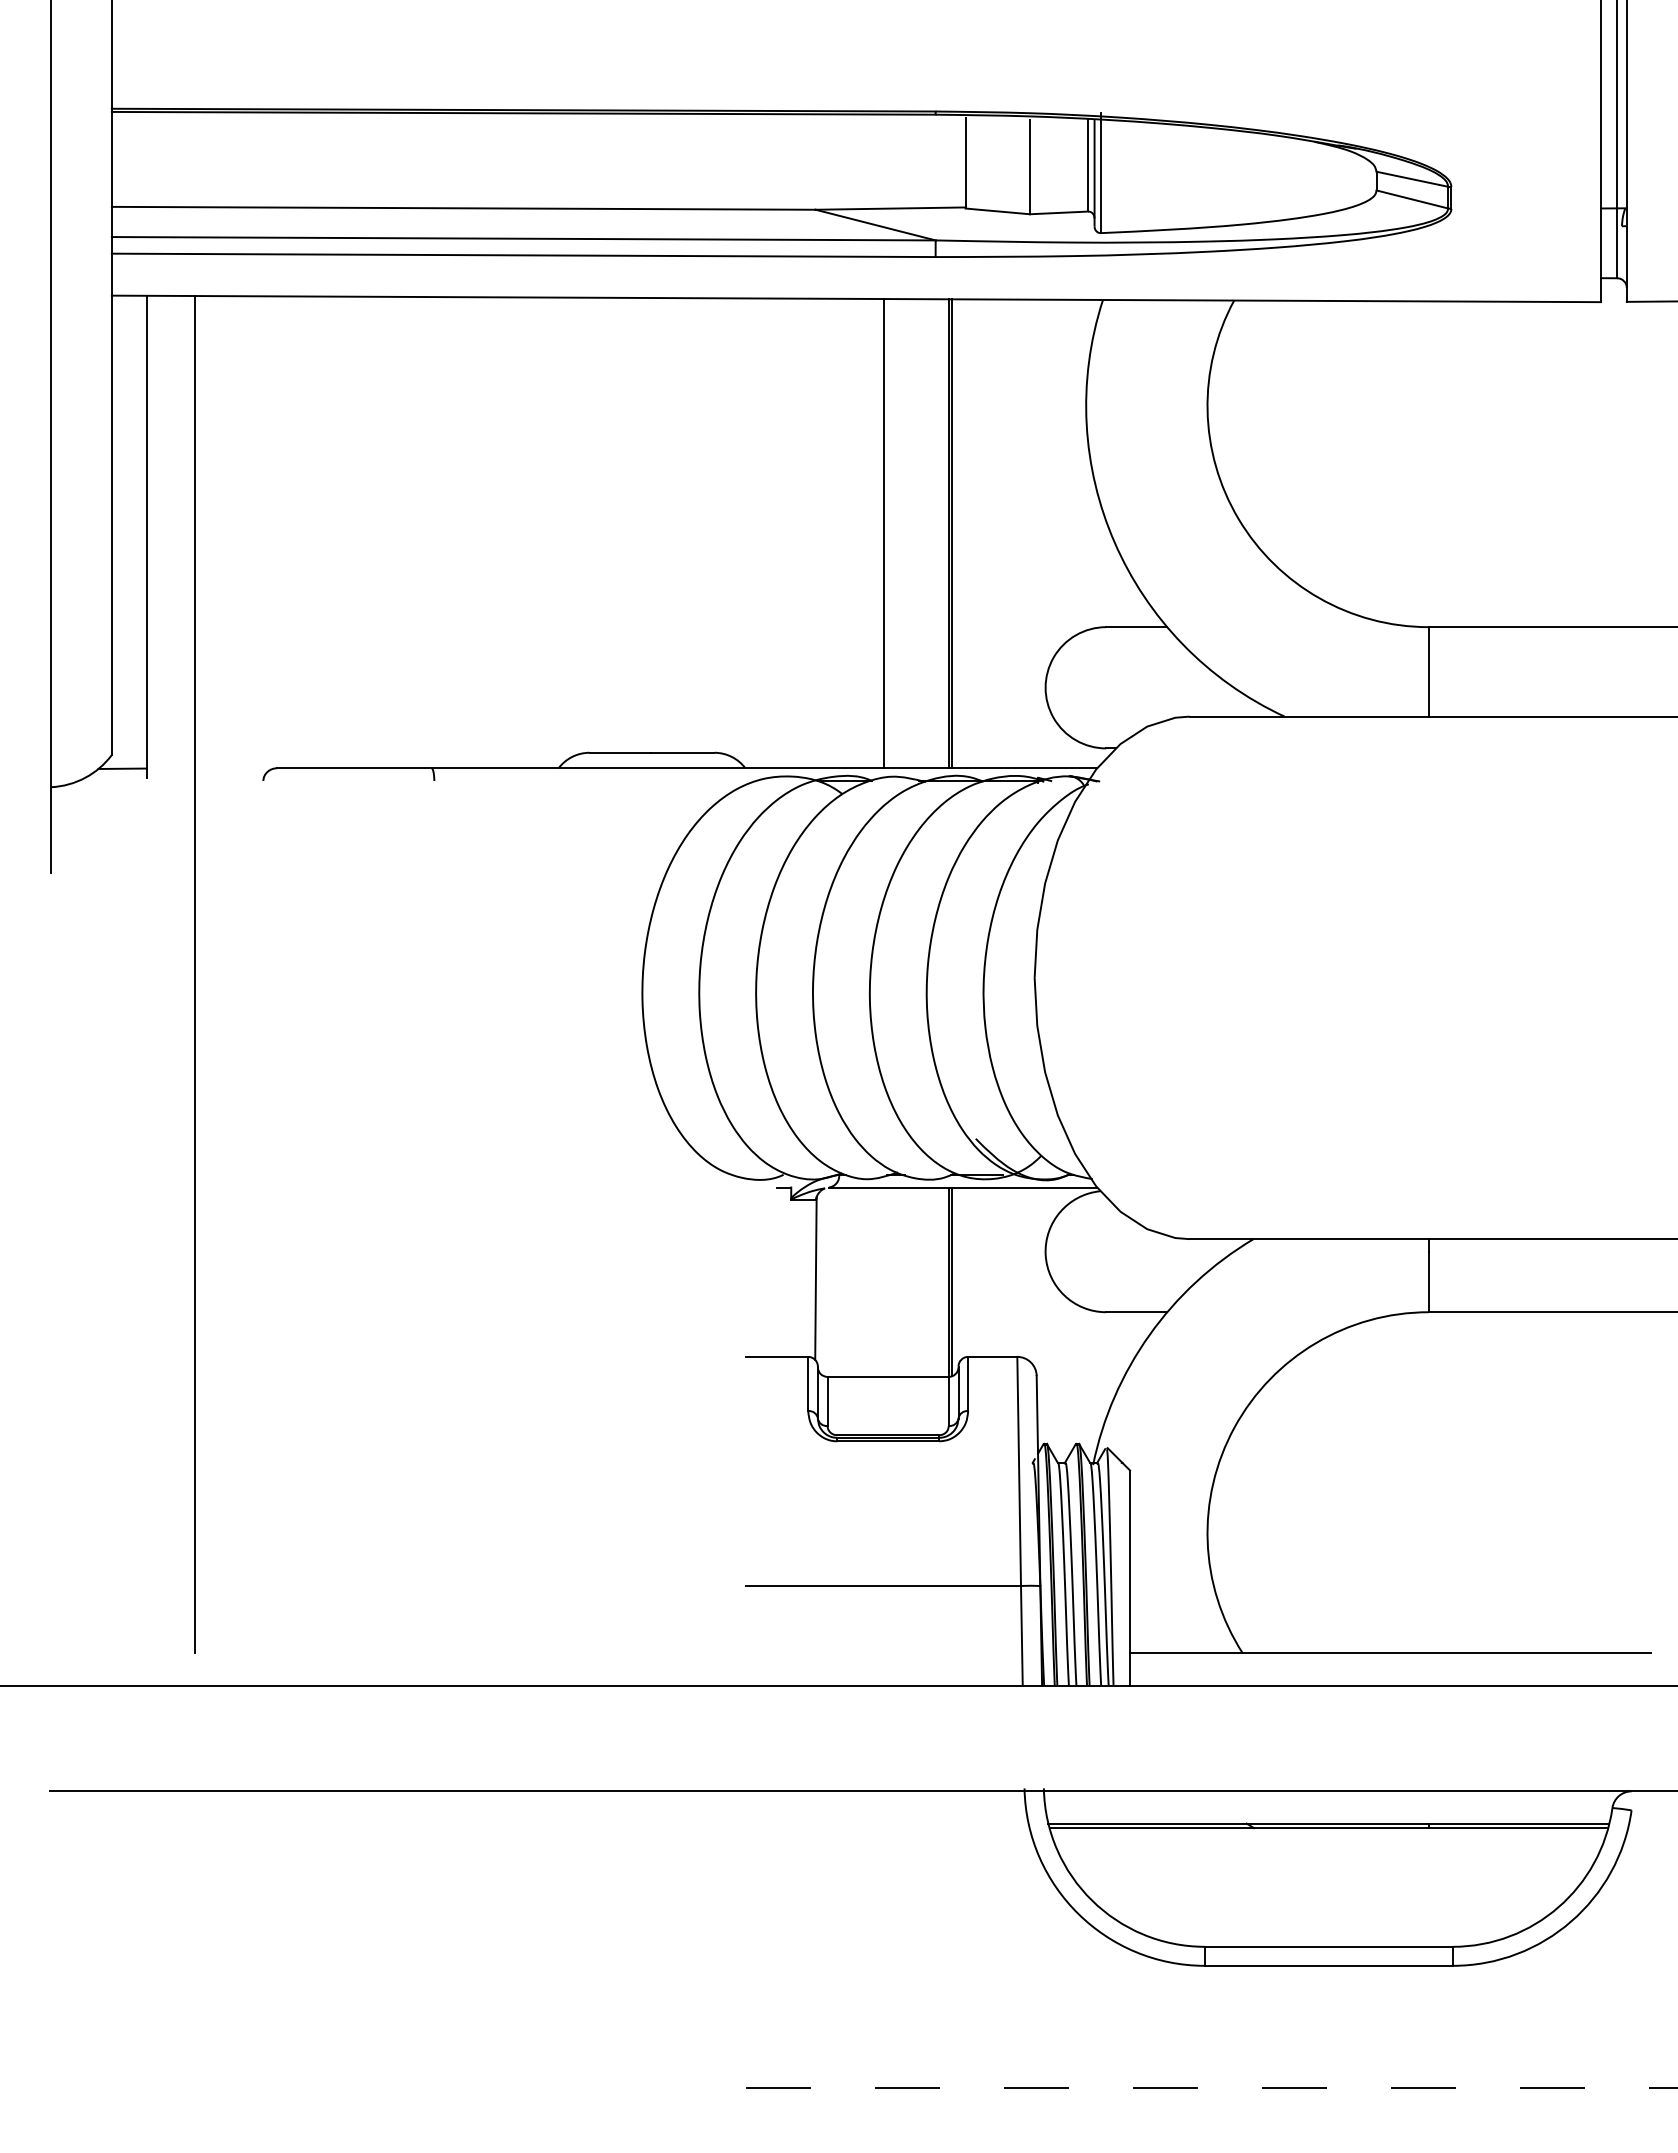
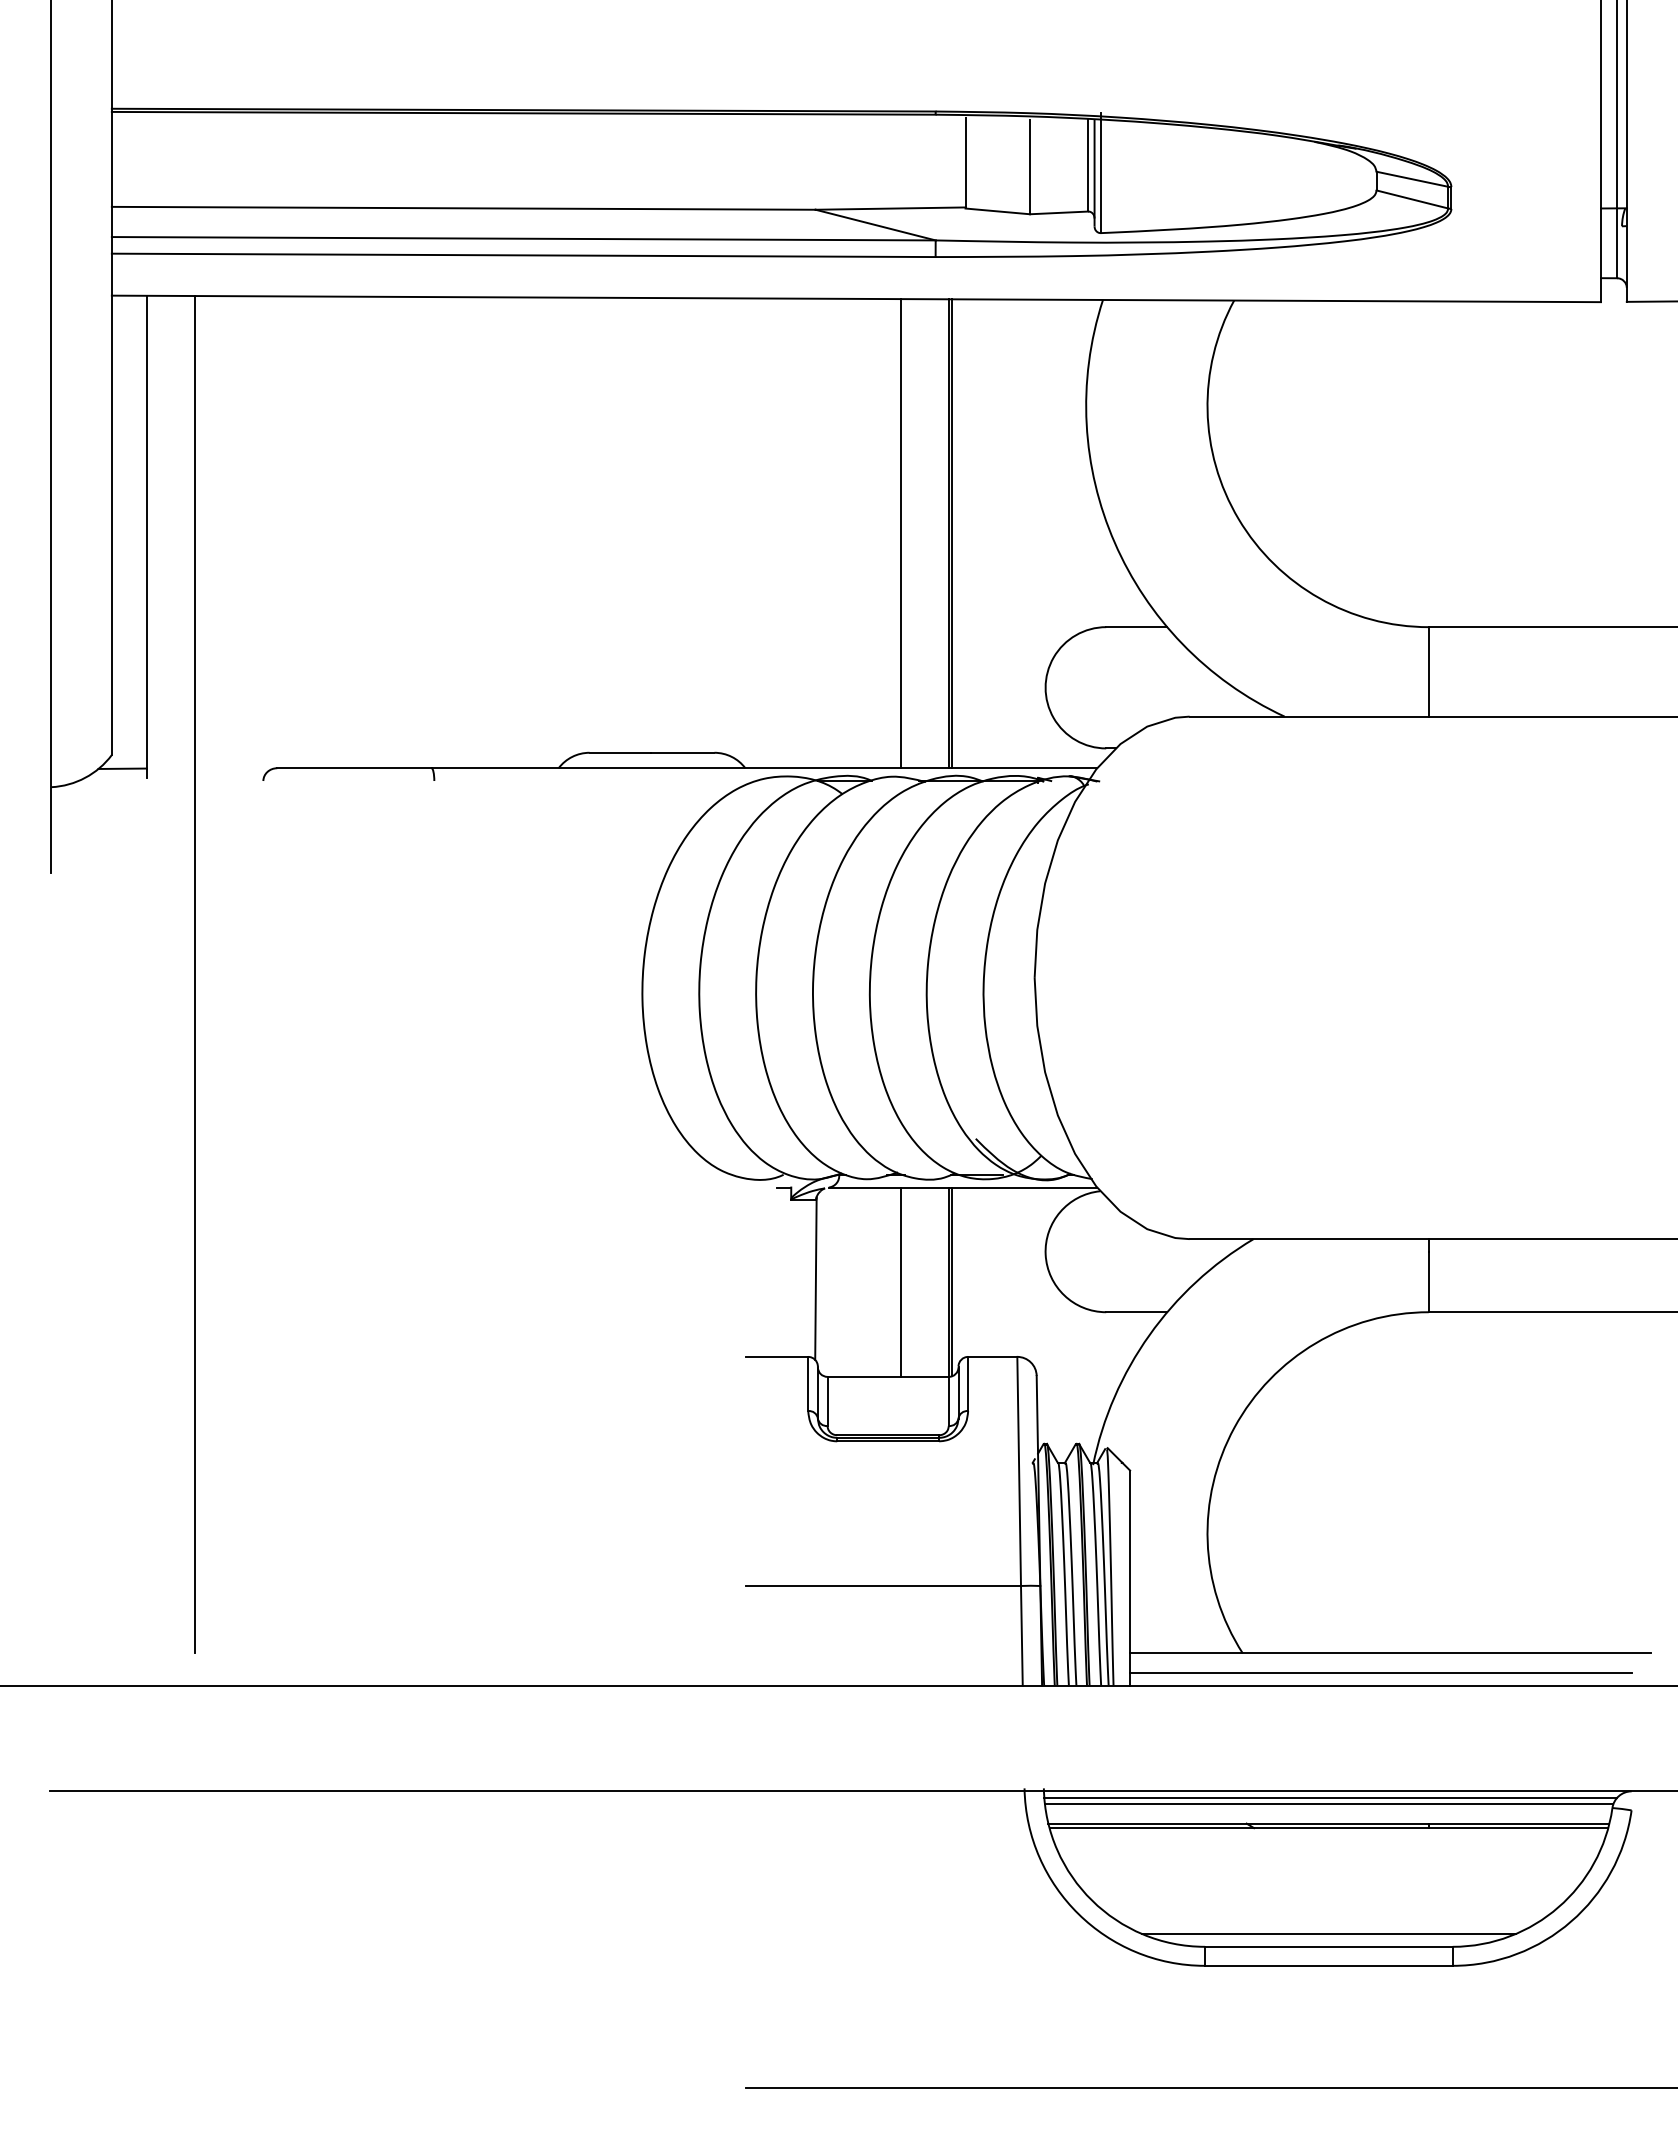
line position: (884, 533) -> (901, 533) (901, 533)
line: none -> present (901, 1281)
line: none -> present (1380, 1672)
line: none -> present (1330, 1797)
line: none -> present (1328, 1804)
line: none -> present (1328, 1933)
line: dashed -> solid (1212, 2088)
